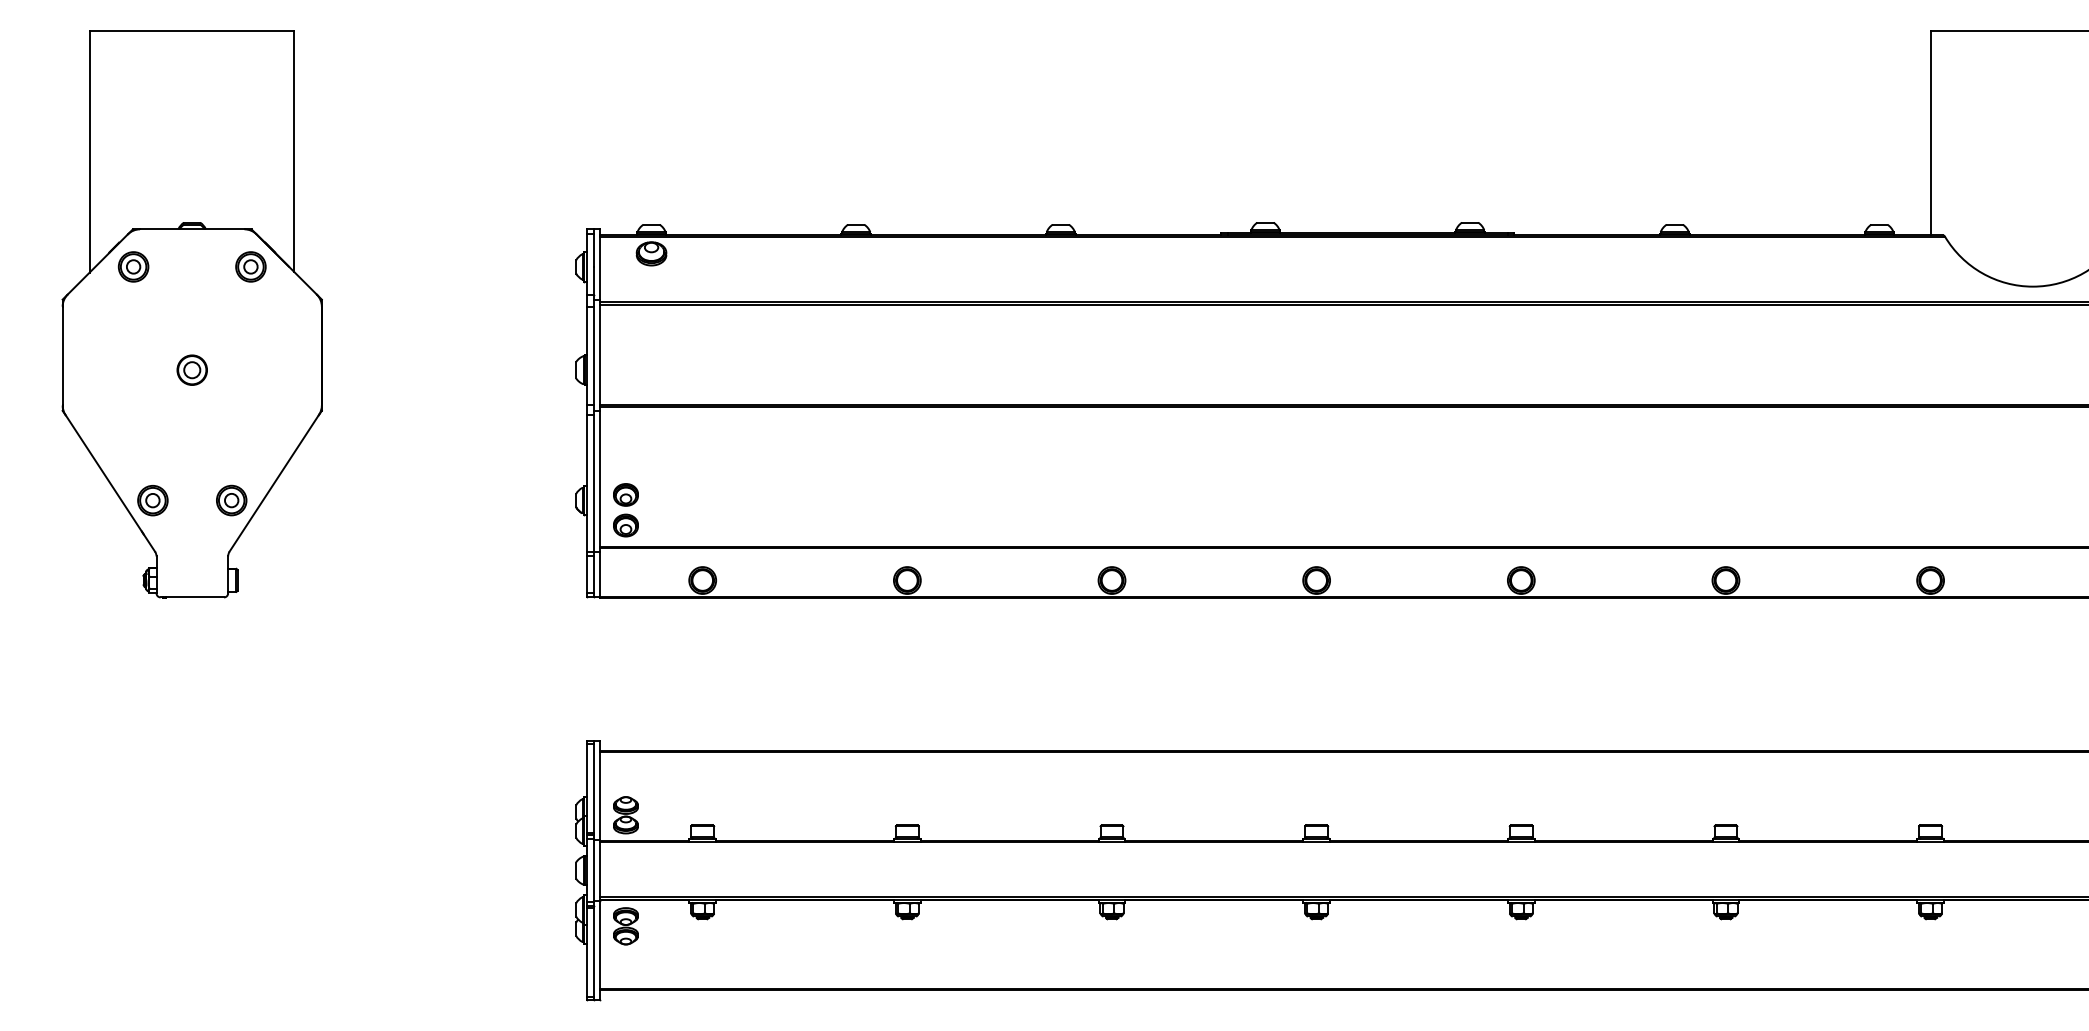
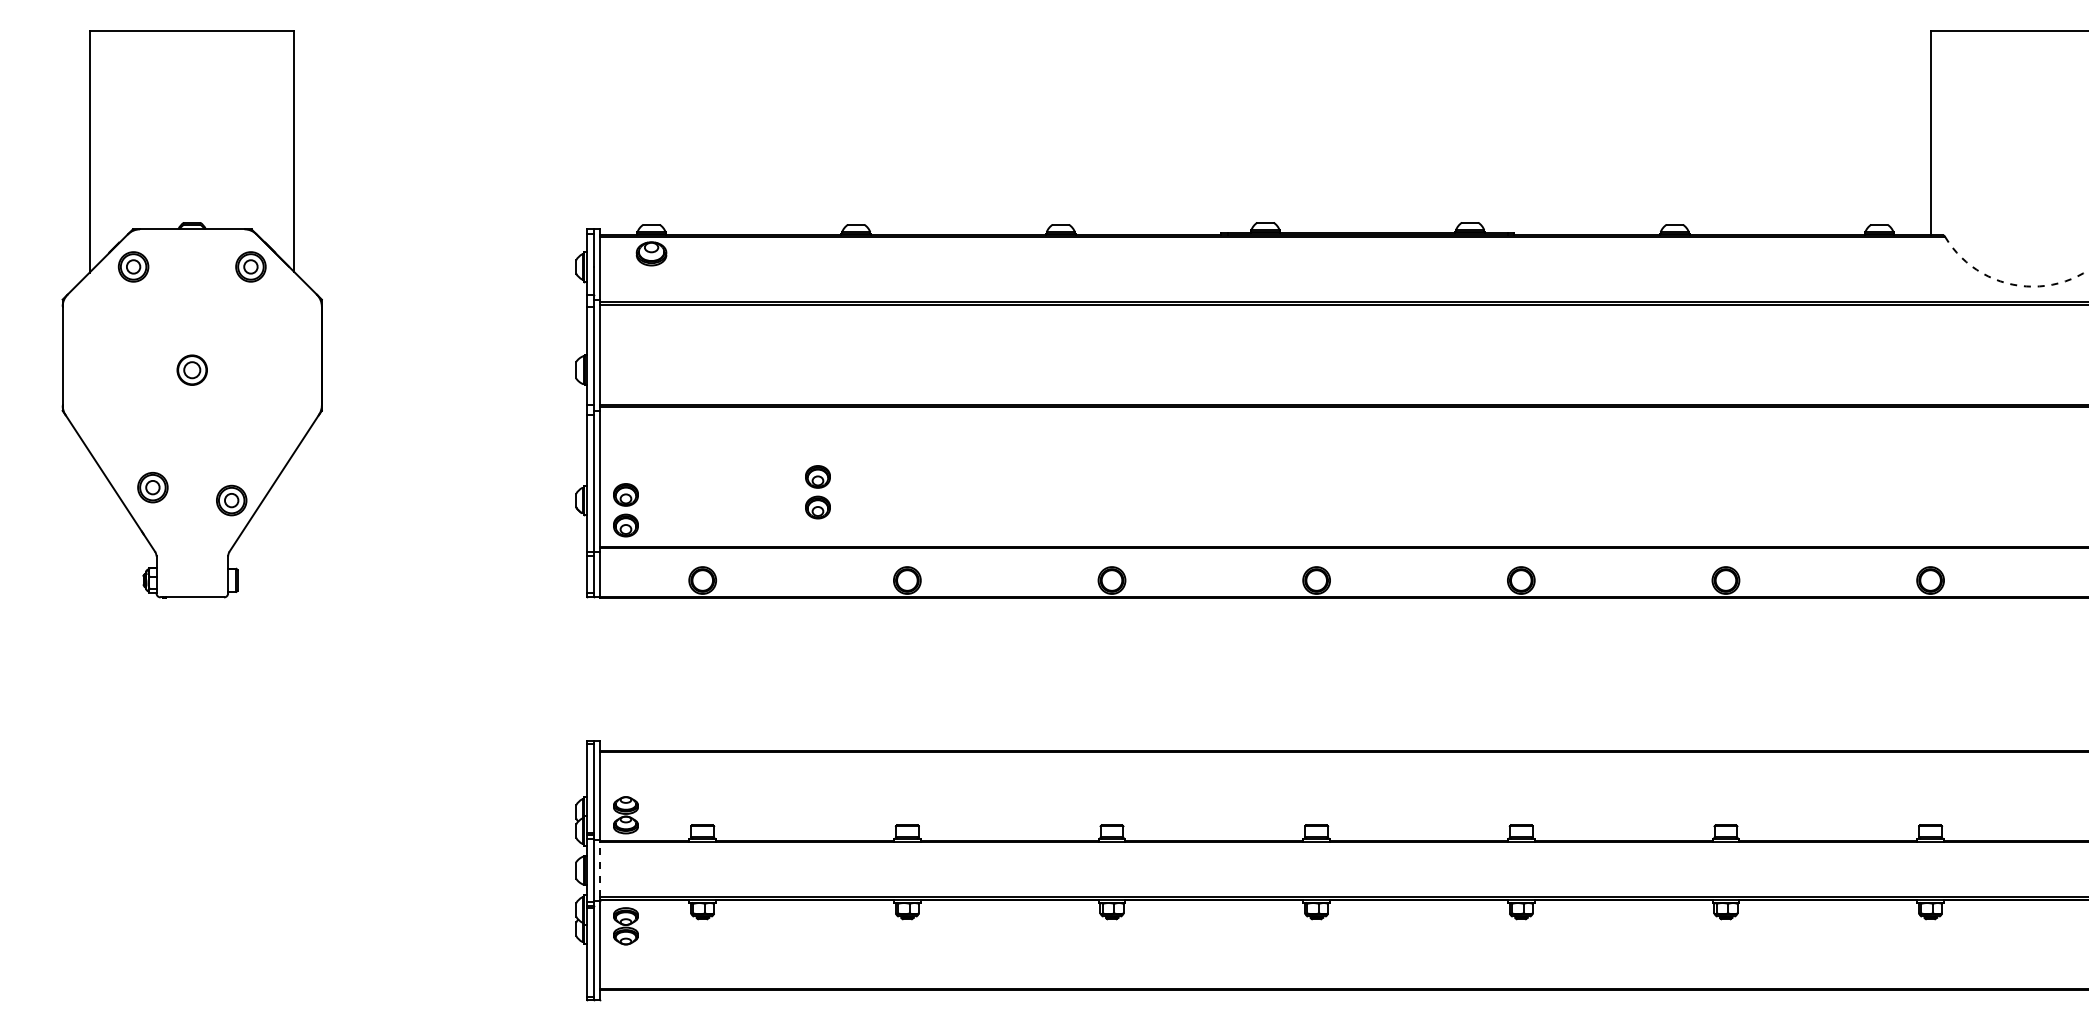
arc: solid -> dashed (2010, 283)
part: none -> present (817, 492)
part position: (152, 500) -> (152, 487) (152, 487)
line: solid -> dashed (600, 869)
